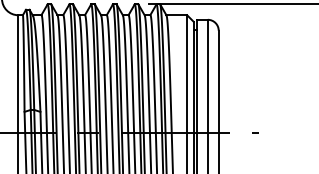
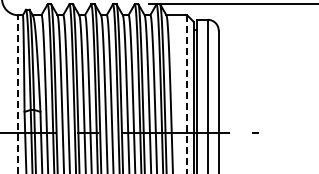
line: solid -> dashed (18, 94)
line: solid -> dashed (187, 94)
